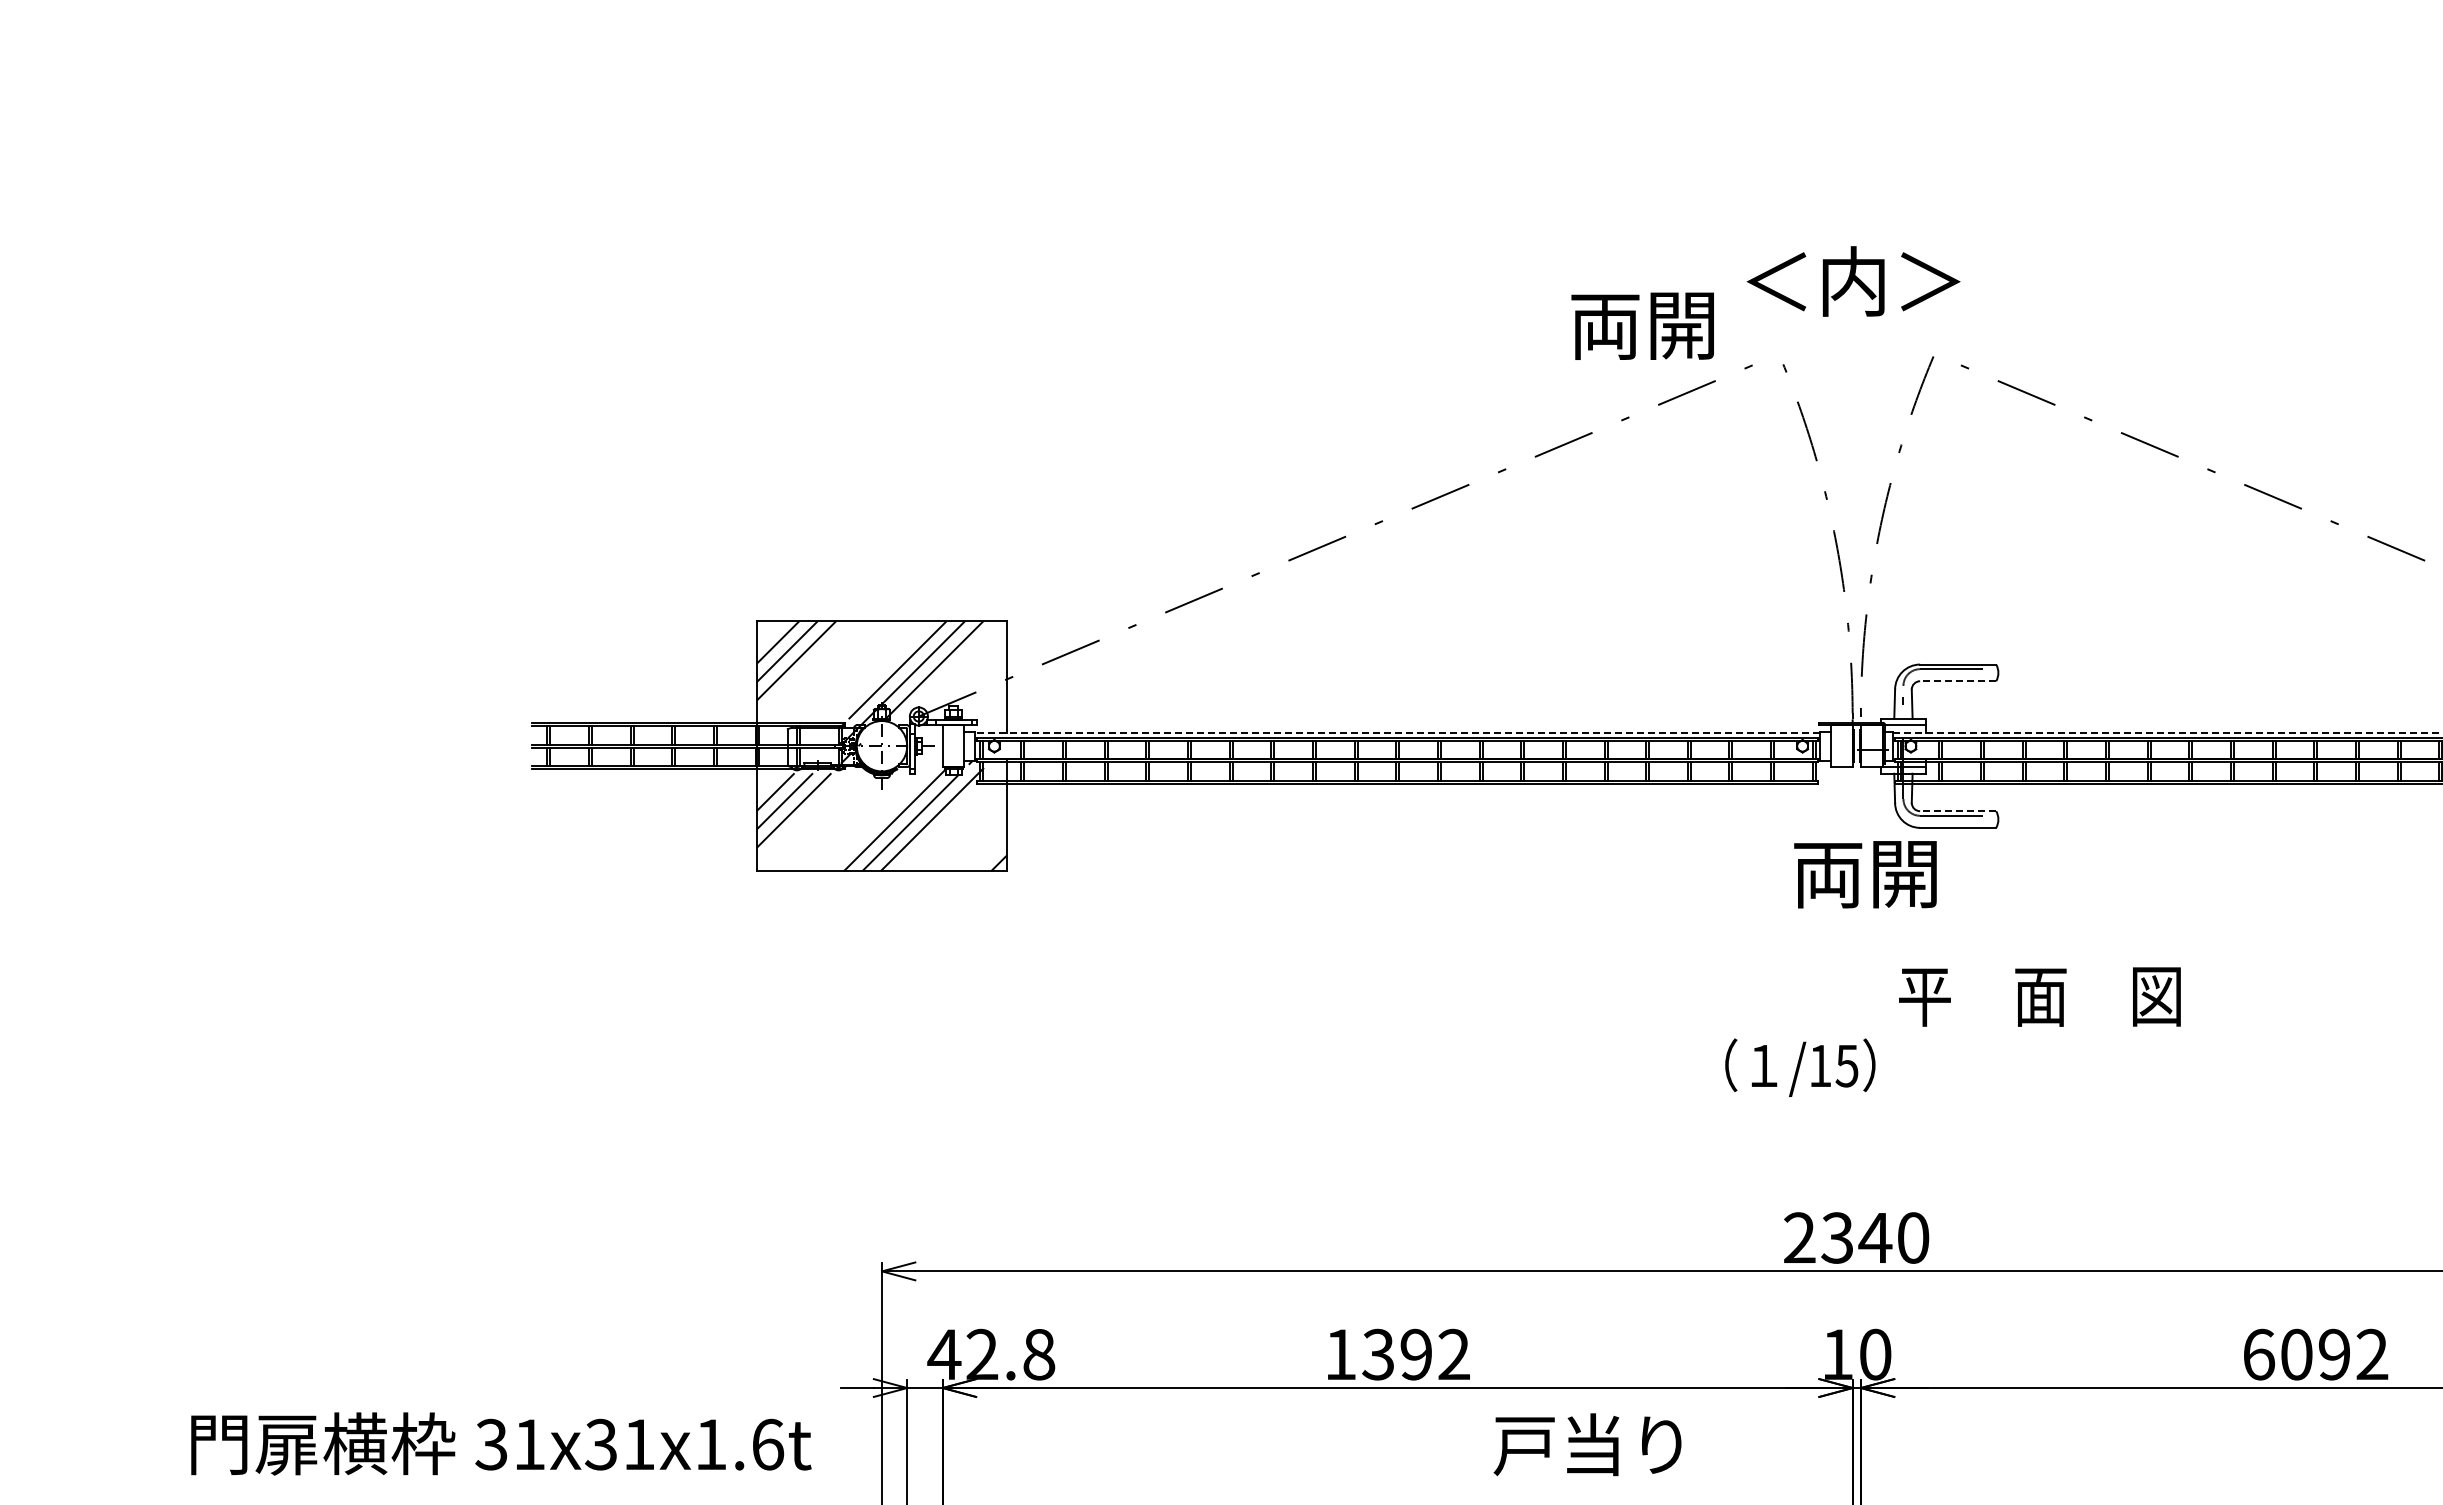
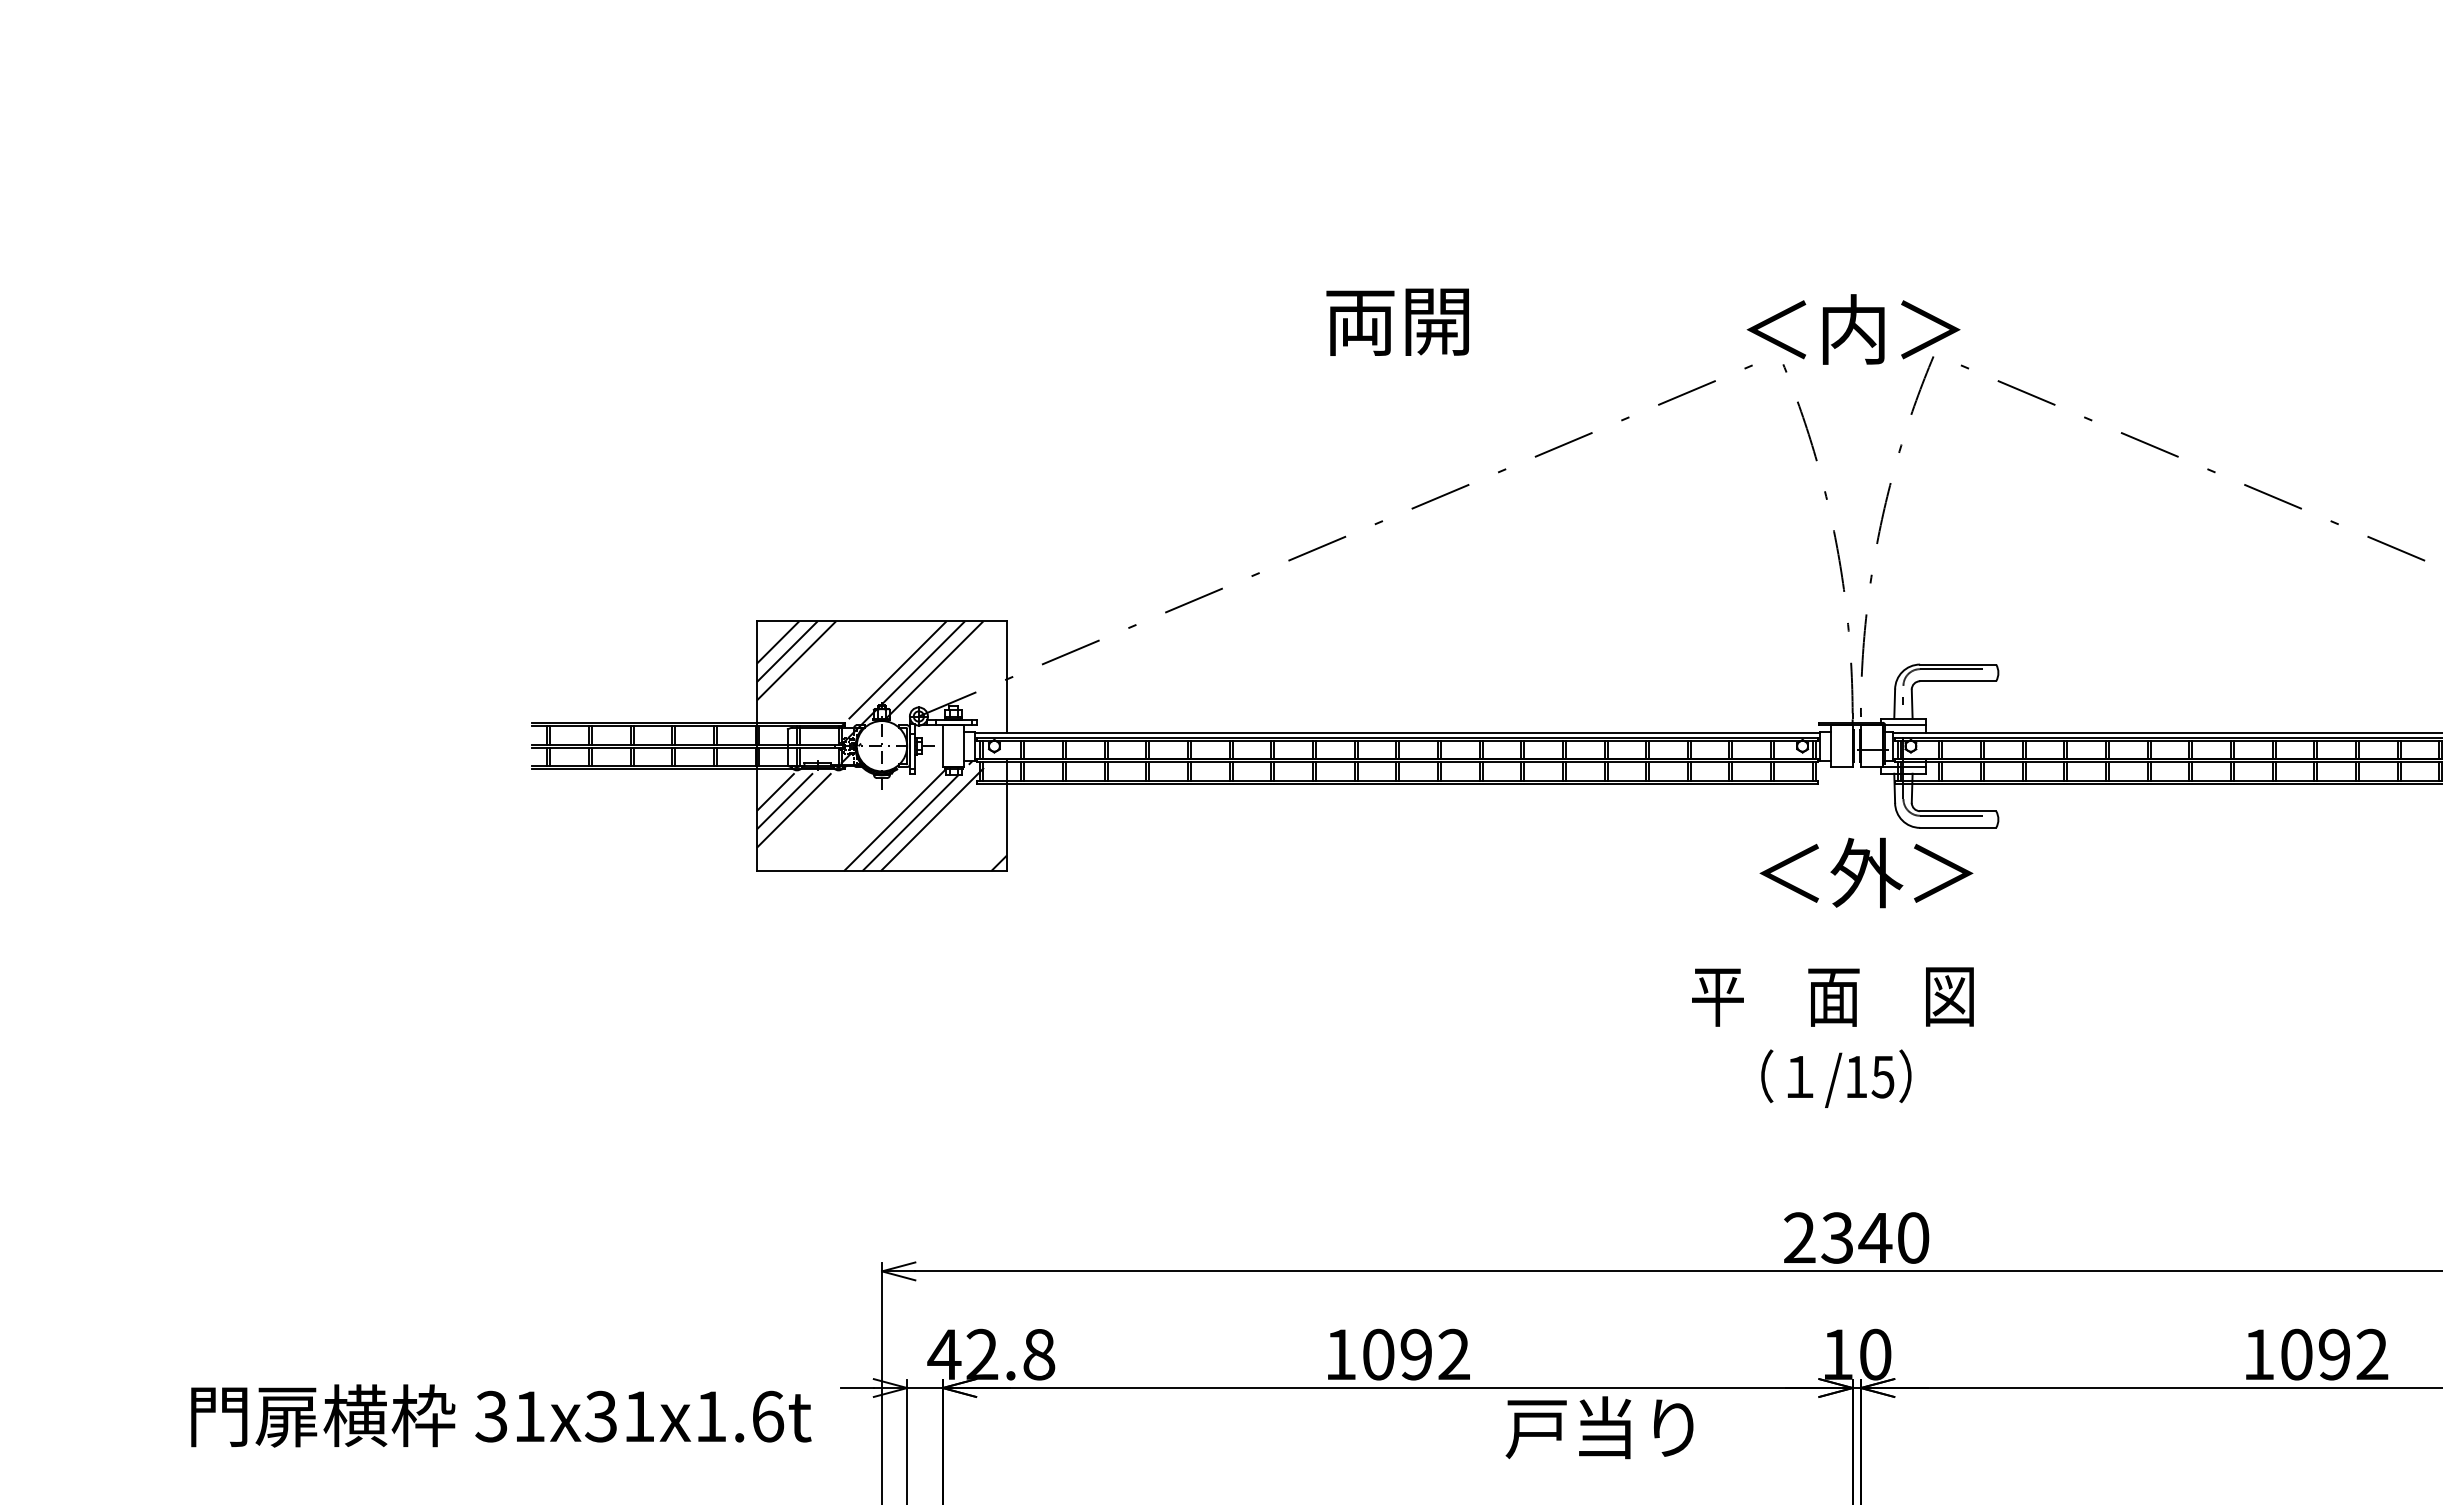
text position: (1853, 281) -> (1853, 329) (1853, 329)
text position: (1642, 325) -> (1397, 321) (1397, 321)
line: dashed -> solid (1957, 681)
line: dashed -> solid (1397, 733)
line: dashed -> solid (2168, 733)
line: dashed -> solid (1957, 811)
text: 両開 -> ＜外＞ (1866, 872)
text position: (2039, 996) -> (1832, 996) (1832, 996)
text position: (1800, 1067) -> (1836, 1078) (1836, 1078)
text: 1392 -> 1092 (1378, 1354)
text: 6092 -> 1092 (2259, 1354)
text position: (501, 1443) -> (501, 1415) (501, 1415)
text position: (1587, 1444) -> (1599, 1427) (1599, 1427)
